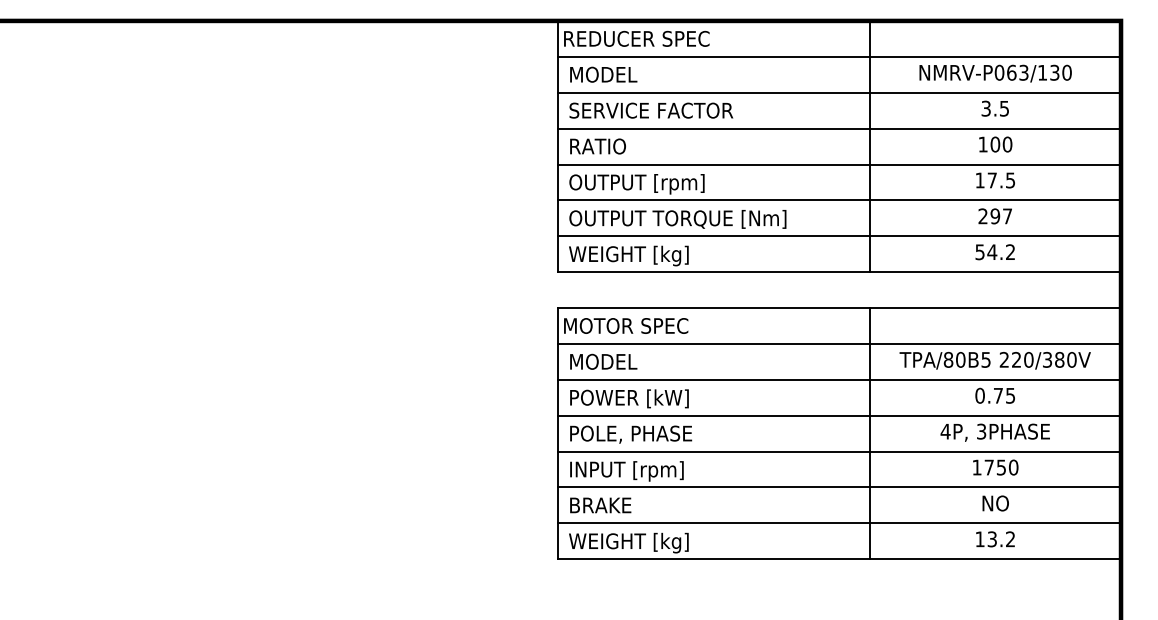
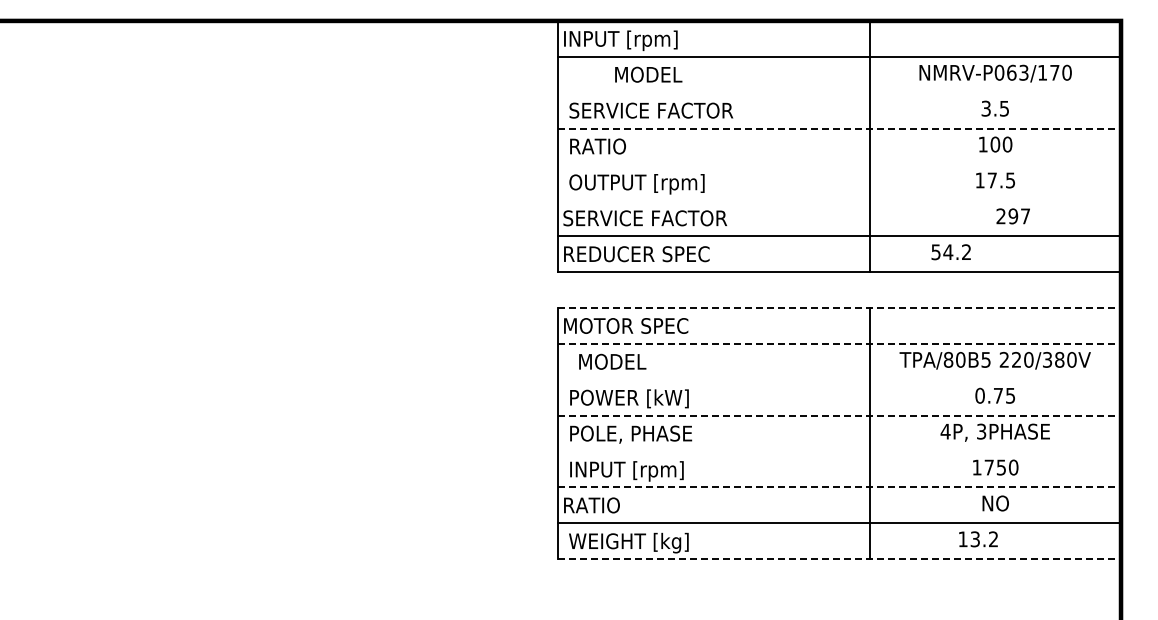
text: REDUCER SPEC -> INPUT [rpm] (637, 40)
text: NMRV-P063/130 -> NMRV-P063/170 (1054, 72)
text position: (603, 74) -> (648, 74) (648, 74)
line: present -> none (839, 92)
line: solid -> dashed (840, 128)
line: present -> none (839, 164)
line: present -> none (839, 200)
text position: (994, 216) -> (1012, 216) (1012, 216)
text: OUTPUT TORQUE [Nm] -> SERVICE FACTOR (674, 219)
text position: (994, 252) -> (950, 252) (950, 252)
text: WEIGHT [kg] -> REDUCER SPEC (636, 255)
line: solid -> dashed (840, 308)
line: solid -> dashed (840, 343)
text position: (603, 361) -> (612, 361) (612, 361)
line: present -> none (839, 379)
line: solid -> dashed (840, 415)
line: present -> none (839, 451)
line: solid -> dashed (840, 487)
text: BRAKE -> RATIO (597, 505)
text position: (995, 539) -> (978, 539) (978, 539)
line: solid -> dashed (840, 559)
